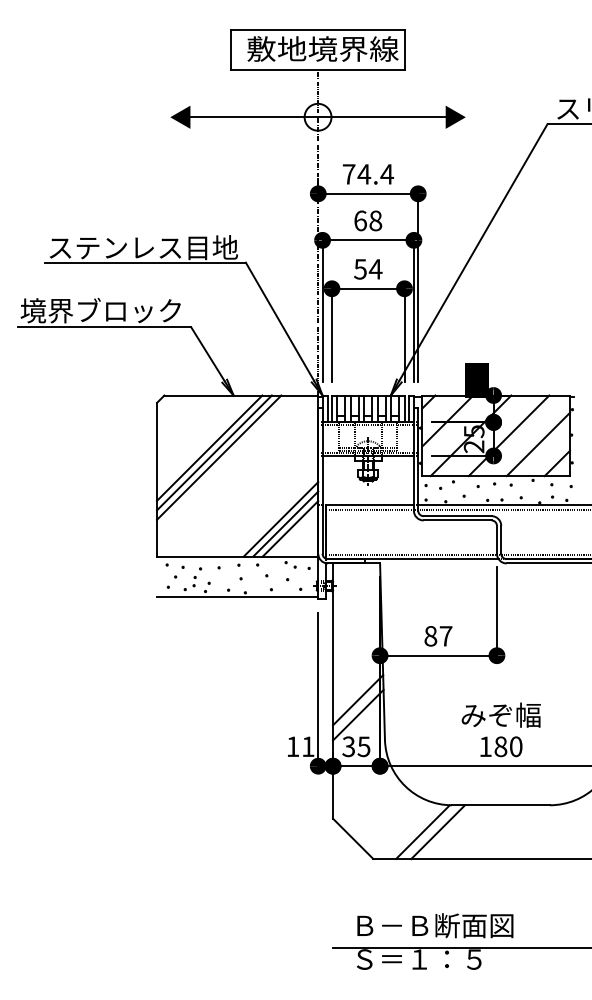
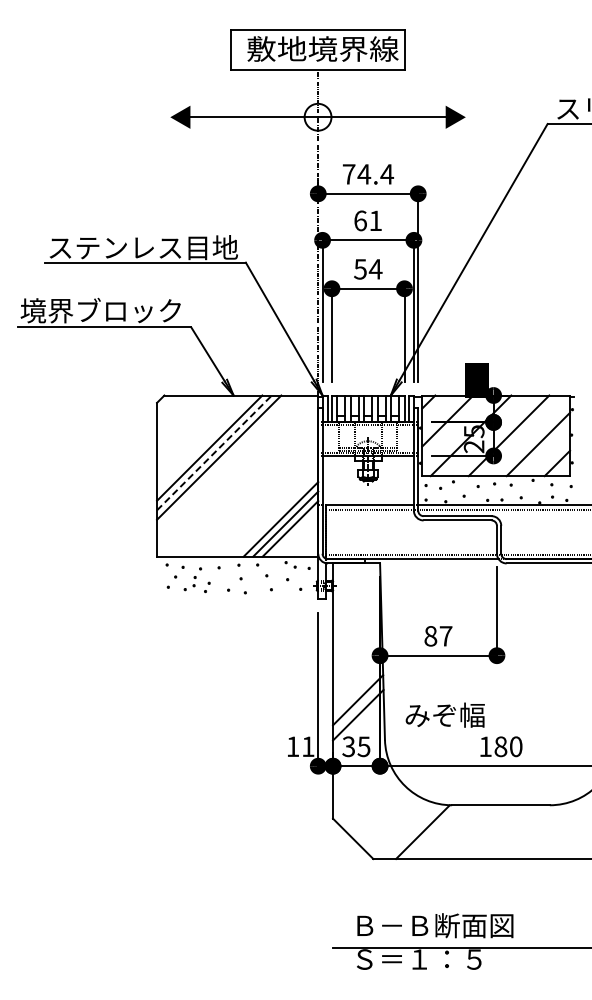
text: 68 -> 61 (375, 220)
line: solid -> dashed (214, 452)
line: present -> none (237, 597)
text position: (500, 714) -> (444, 714) (444, 714)
line: present -> none (438, 832)
